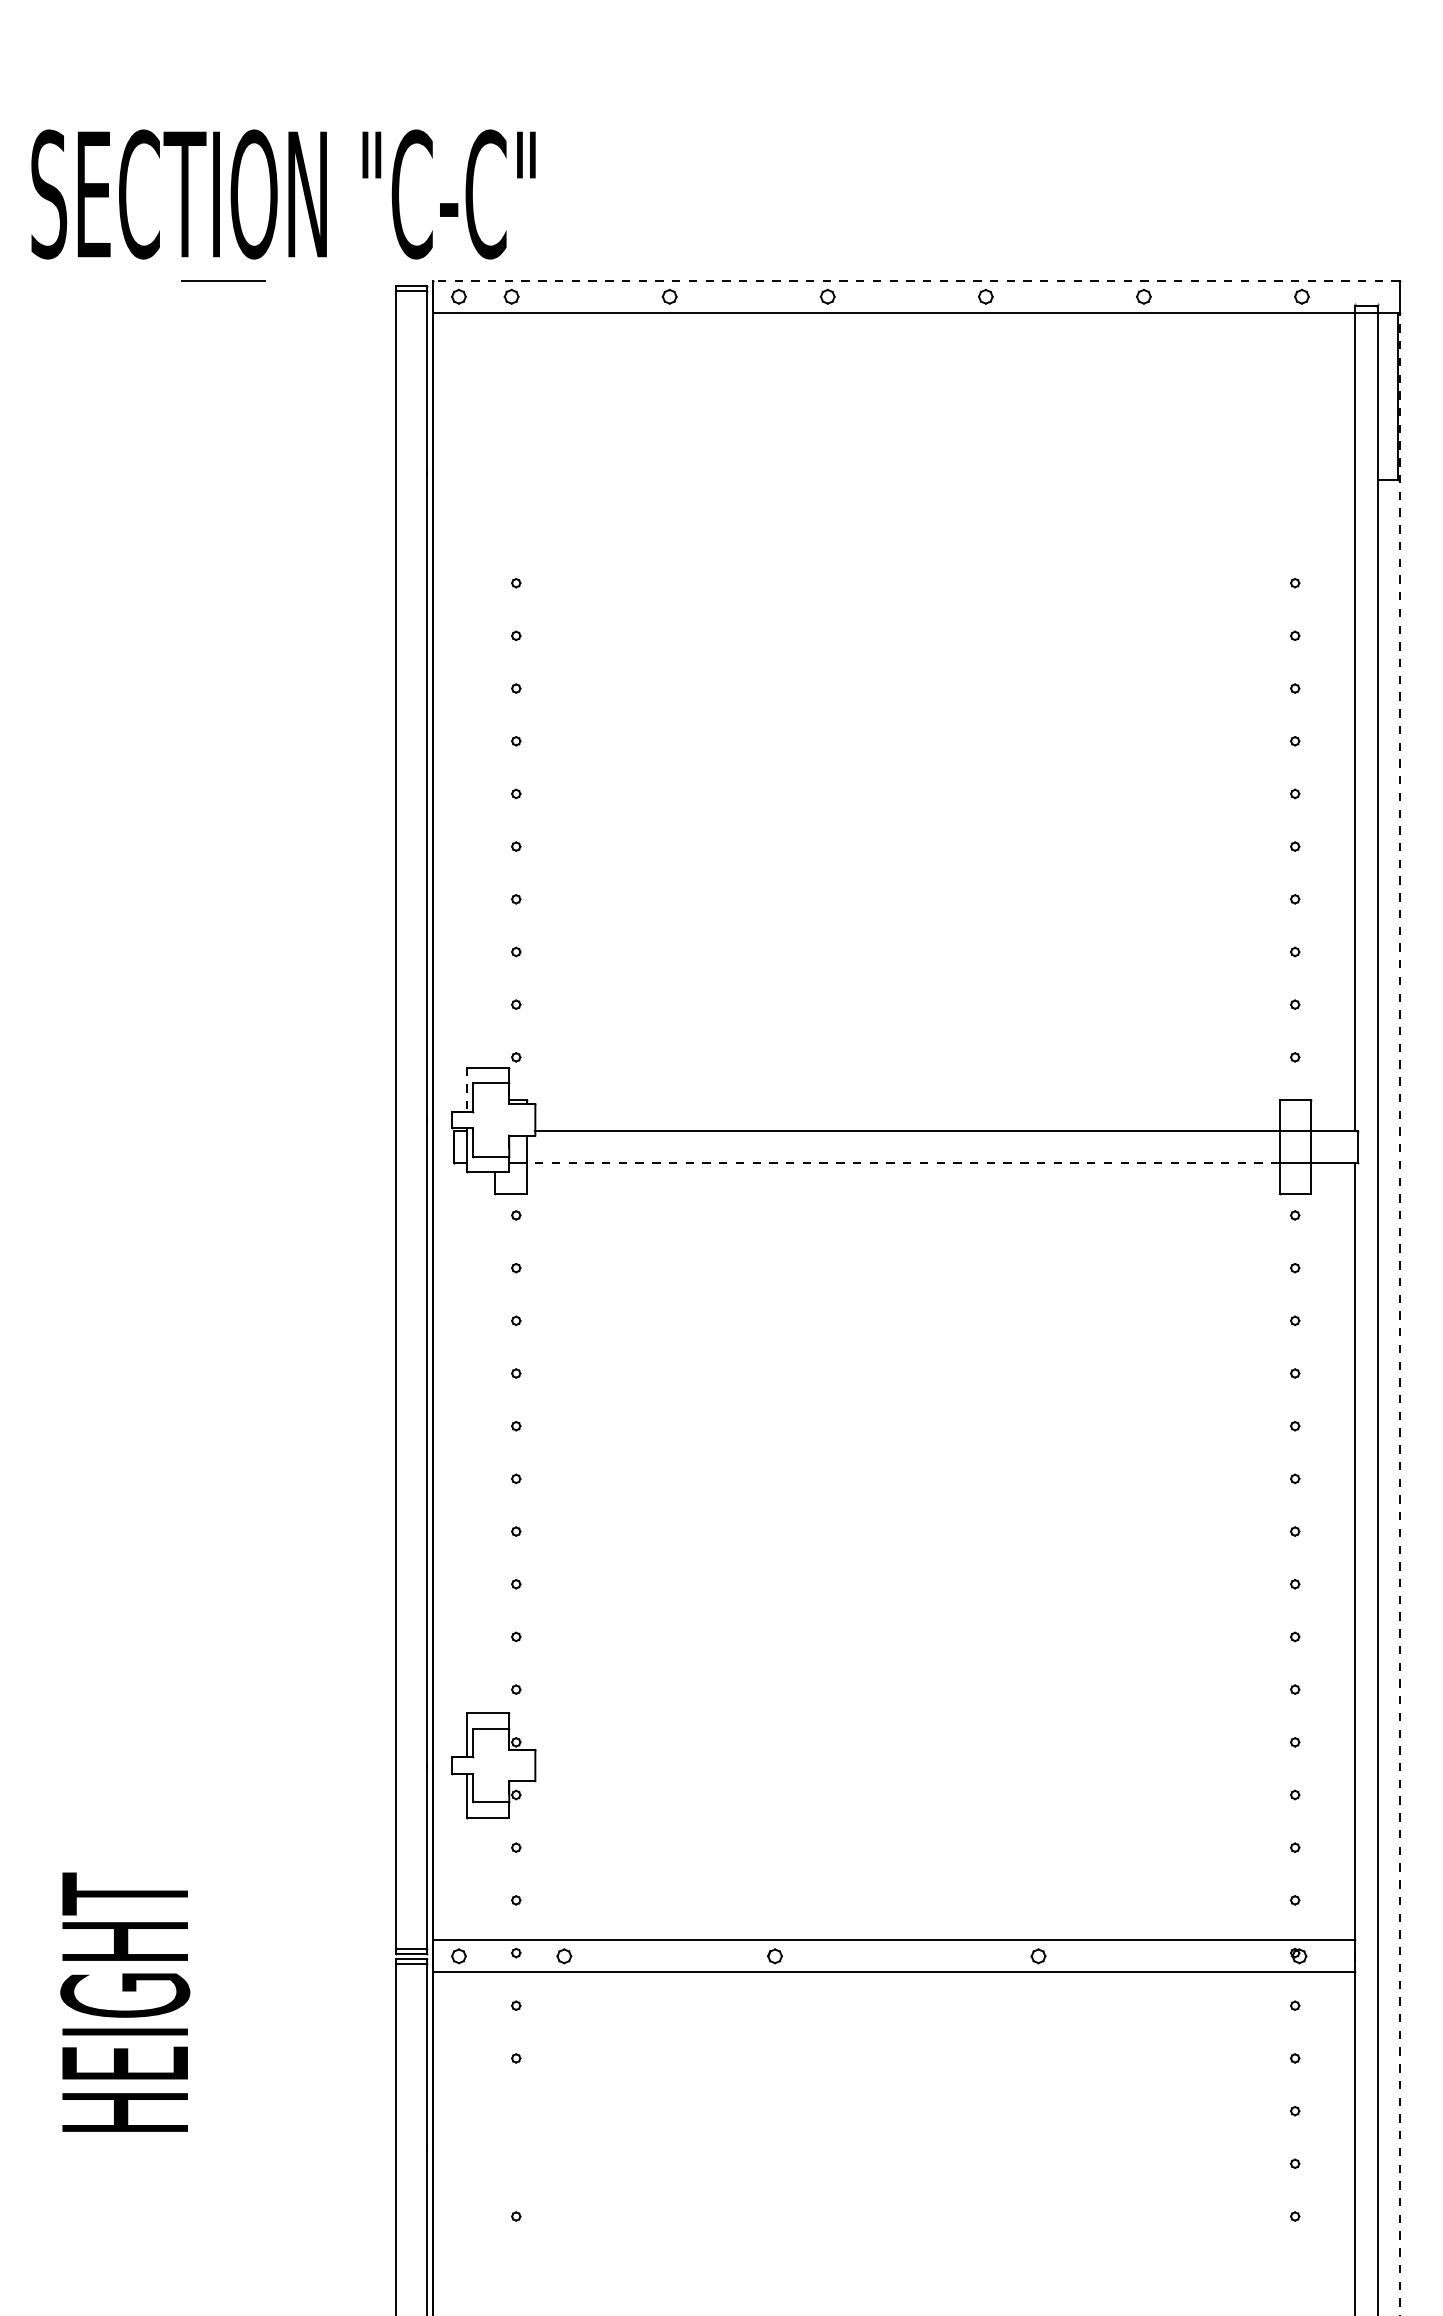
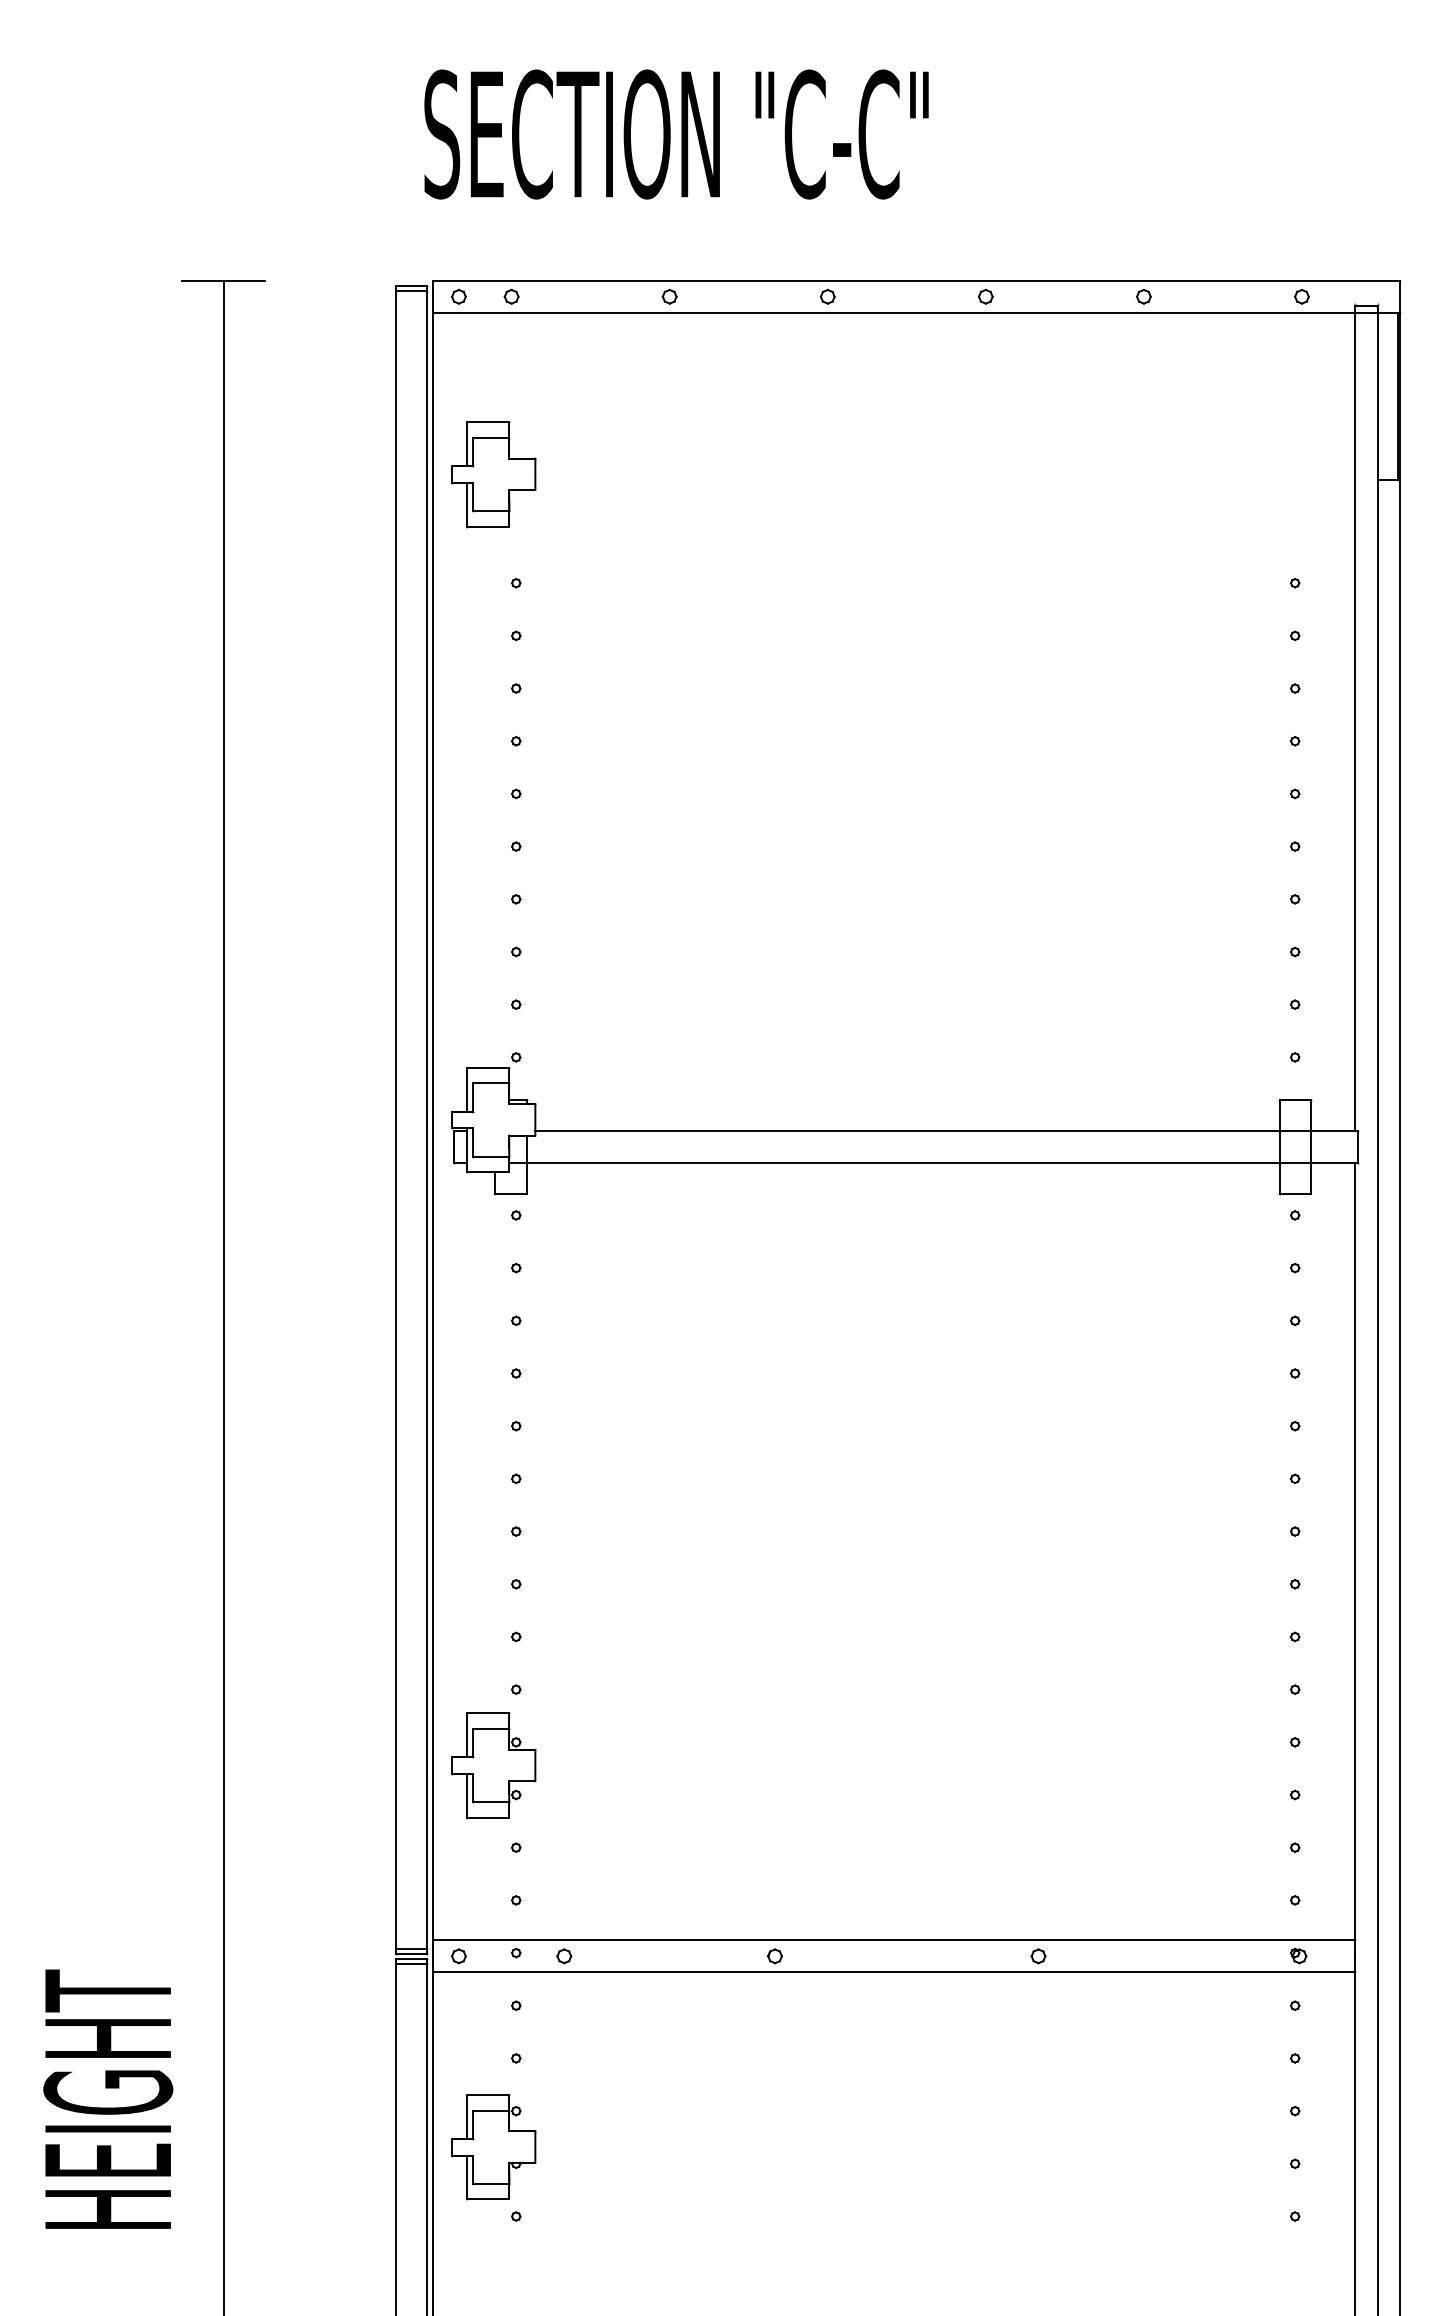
text position: (283, 194) -> (676, 134) (676, 134)
line: dashed -> solid (916, 280)
part: none -> present (493, 474)
line: dashed -> solid (467, 1089)
line: dashed -> solid (902, 1162)
line: none -> present (223, 1296)
line: dashed -> solid (1399, 1313)
text position: (125, 2001) -> (108, 2098) (108, 2098)
part: none -> present (493, 2147)
